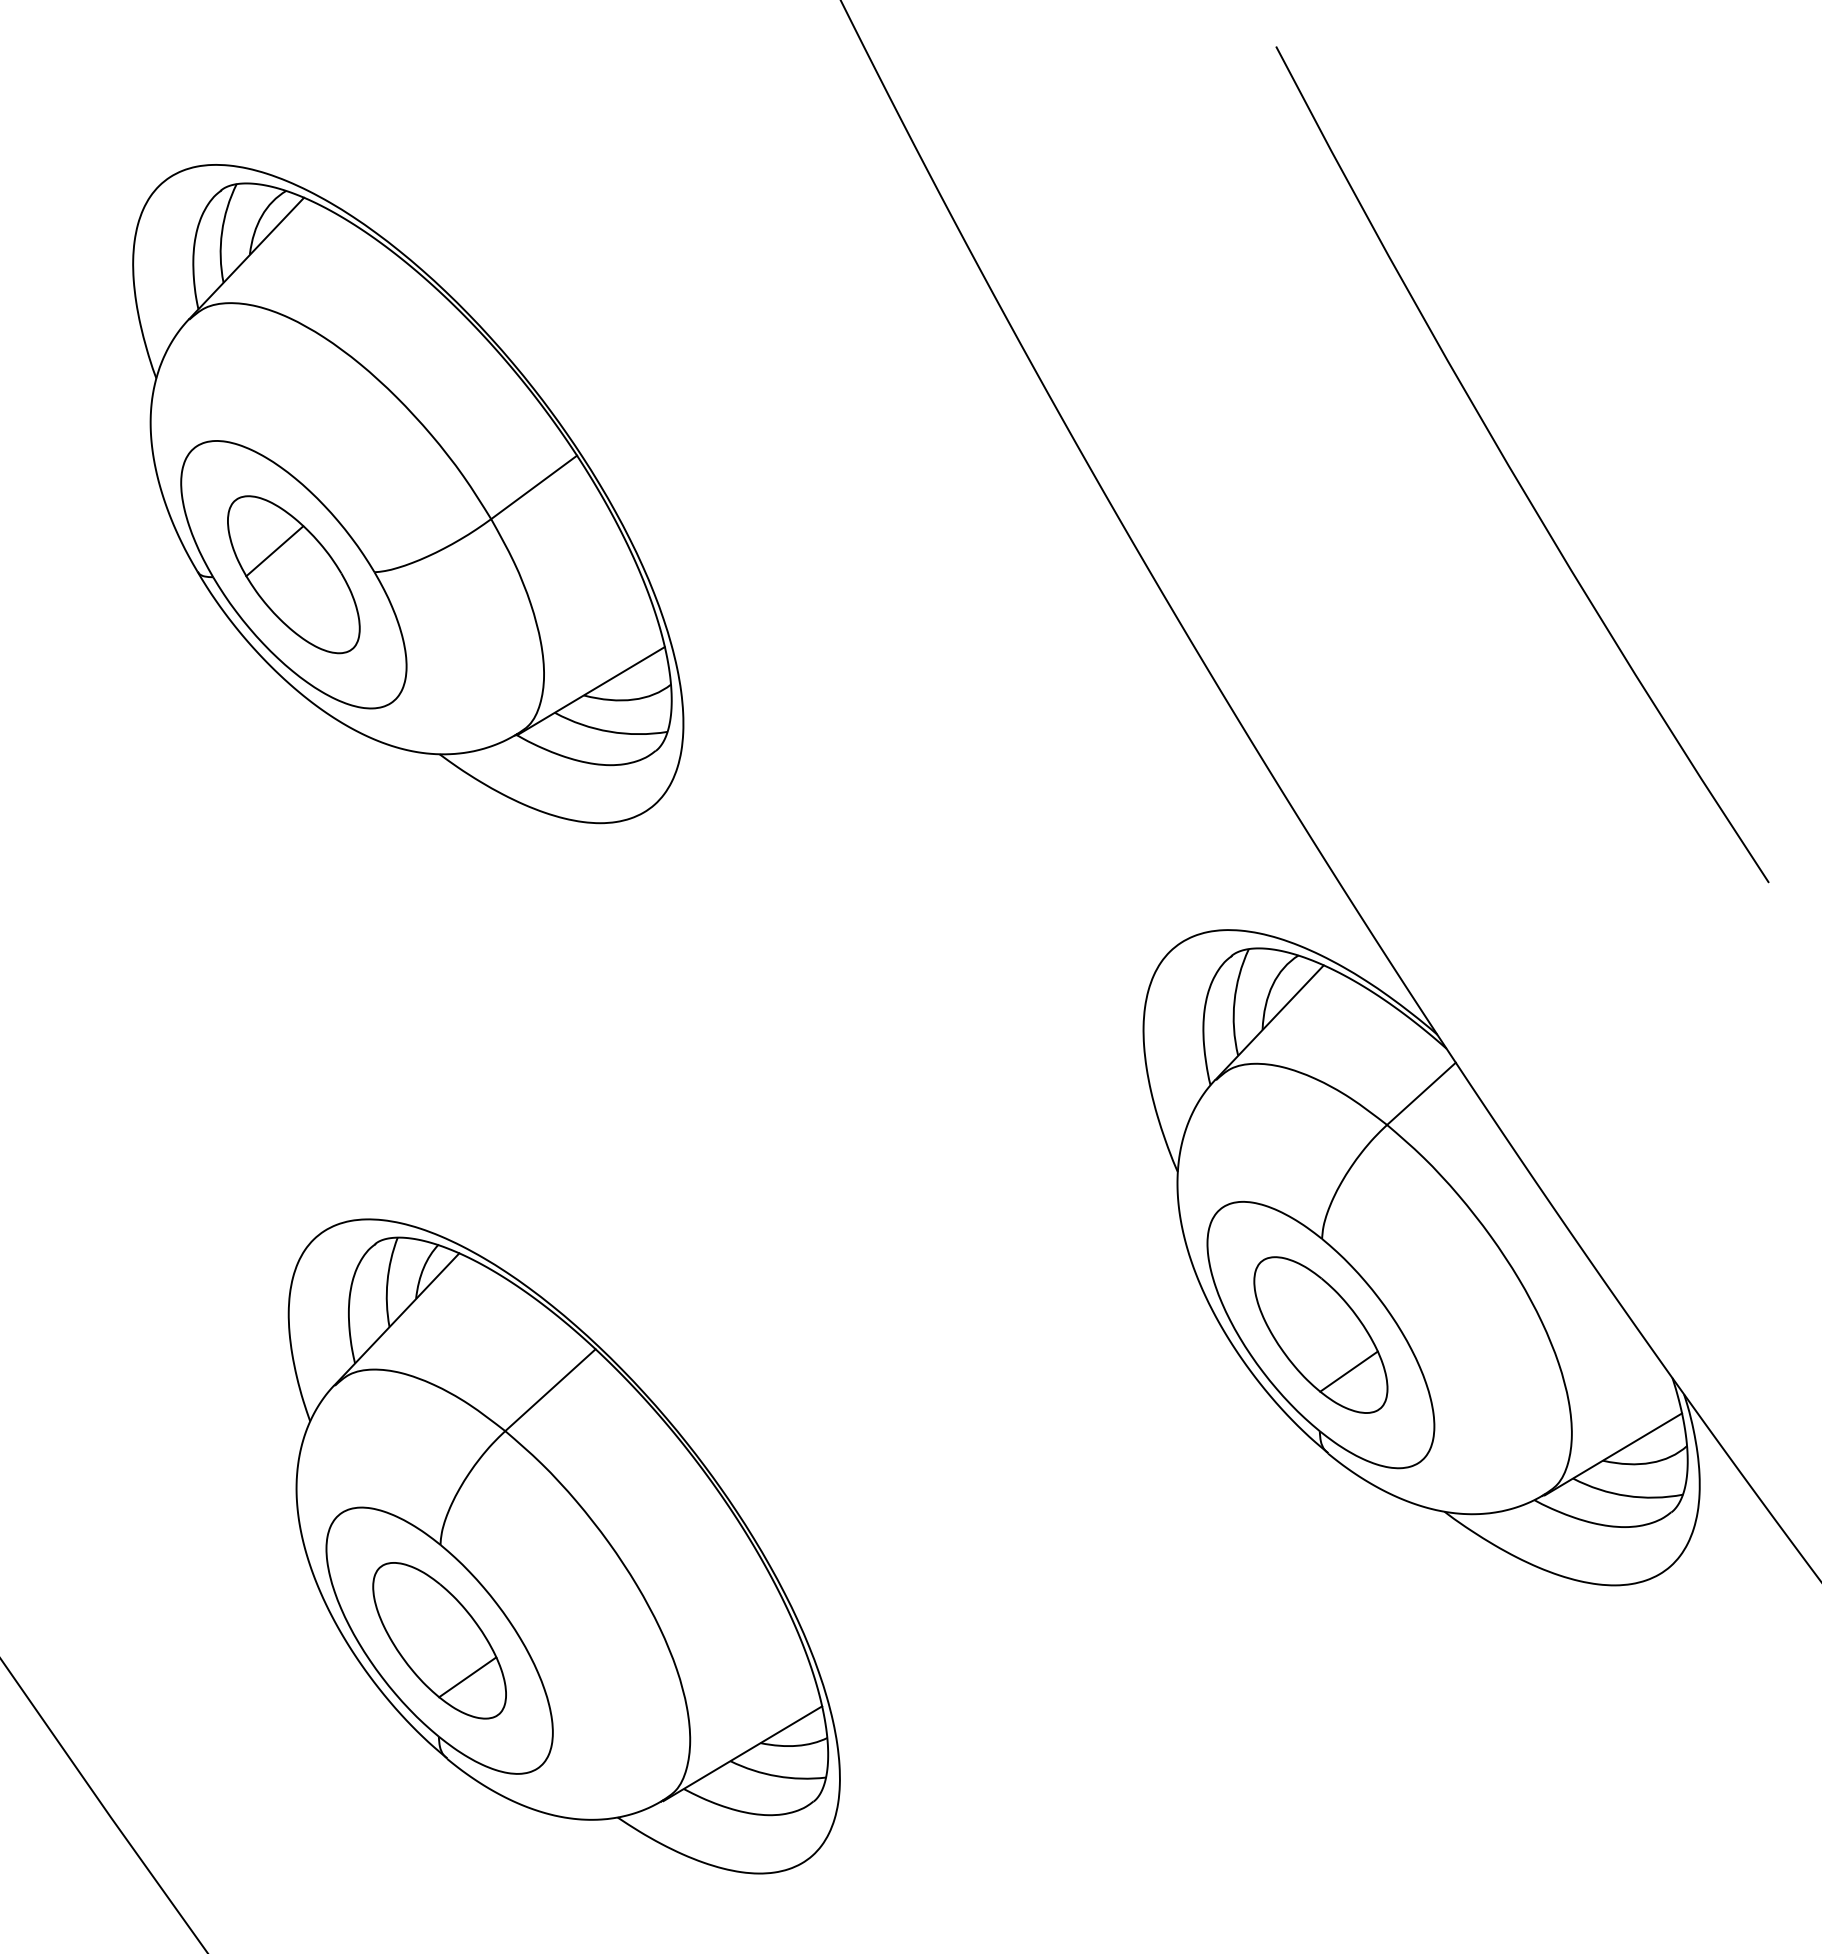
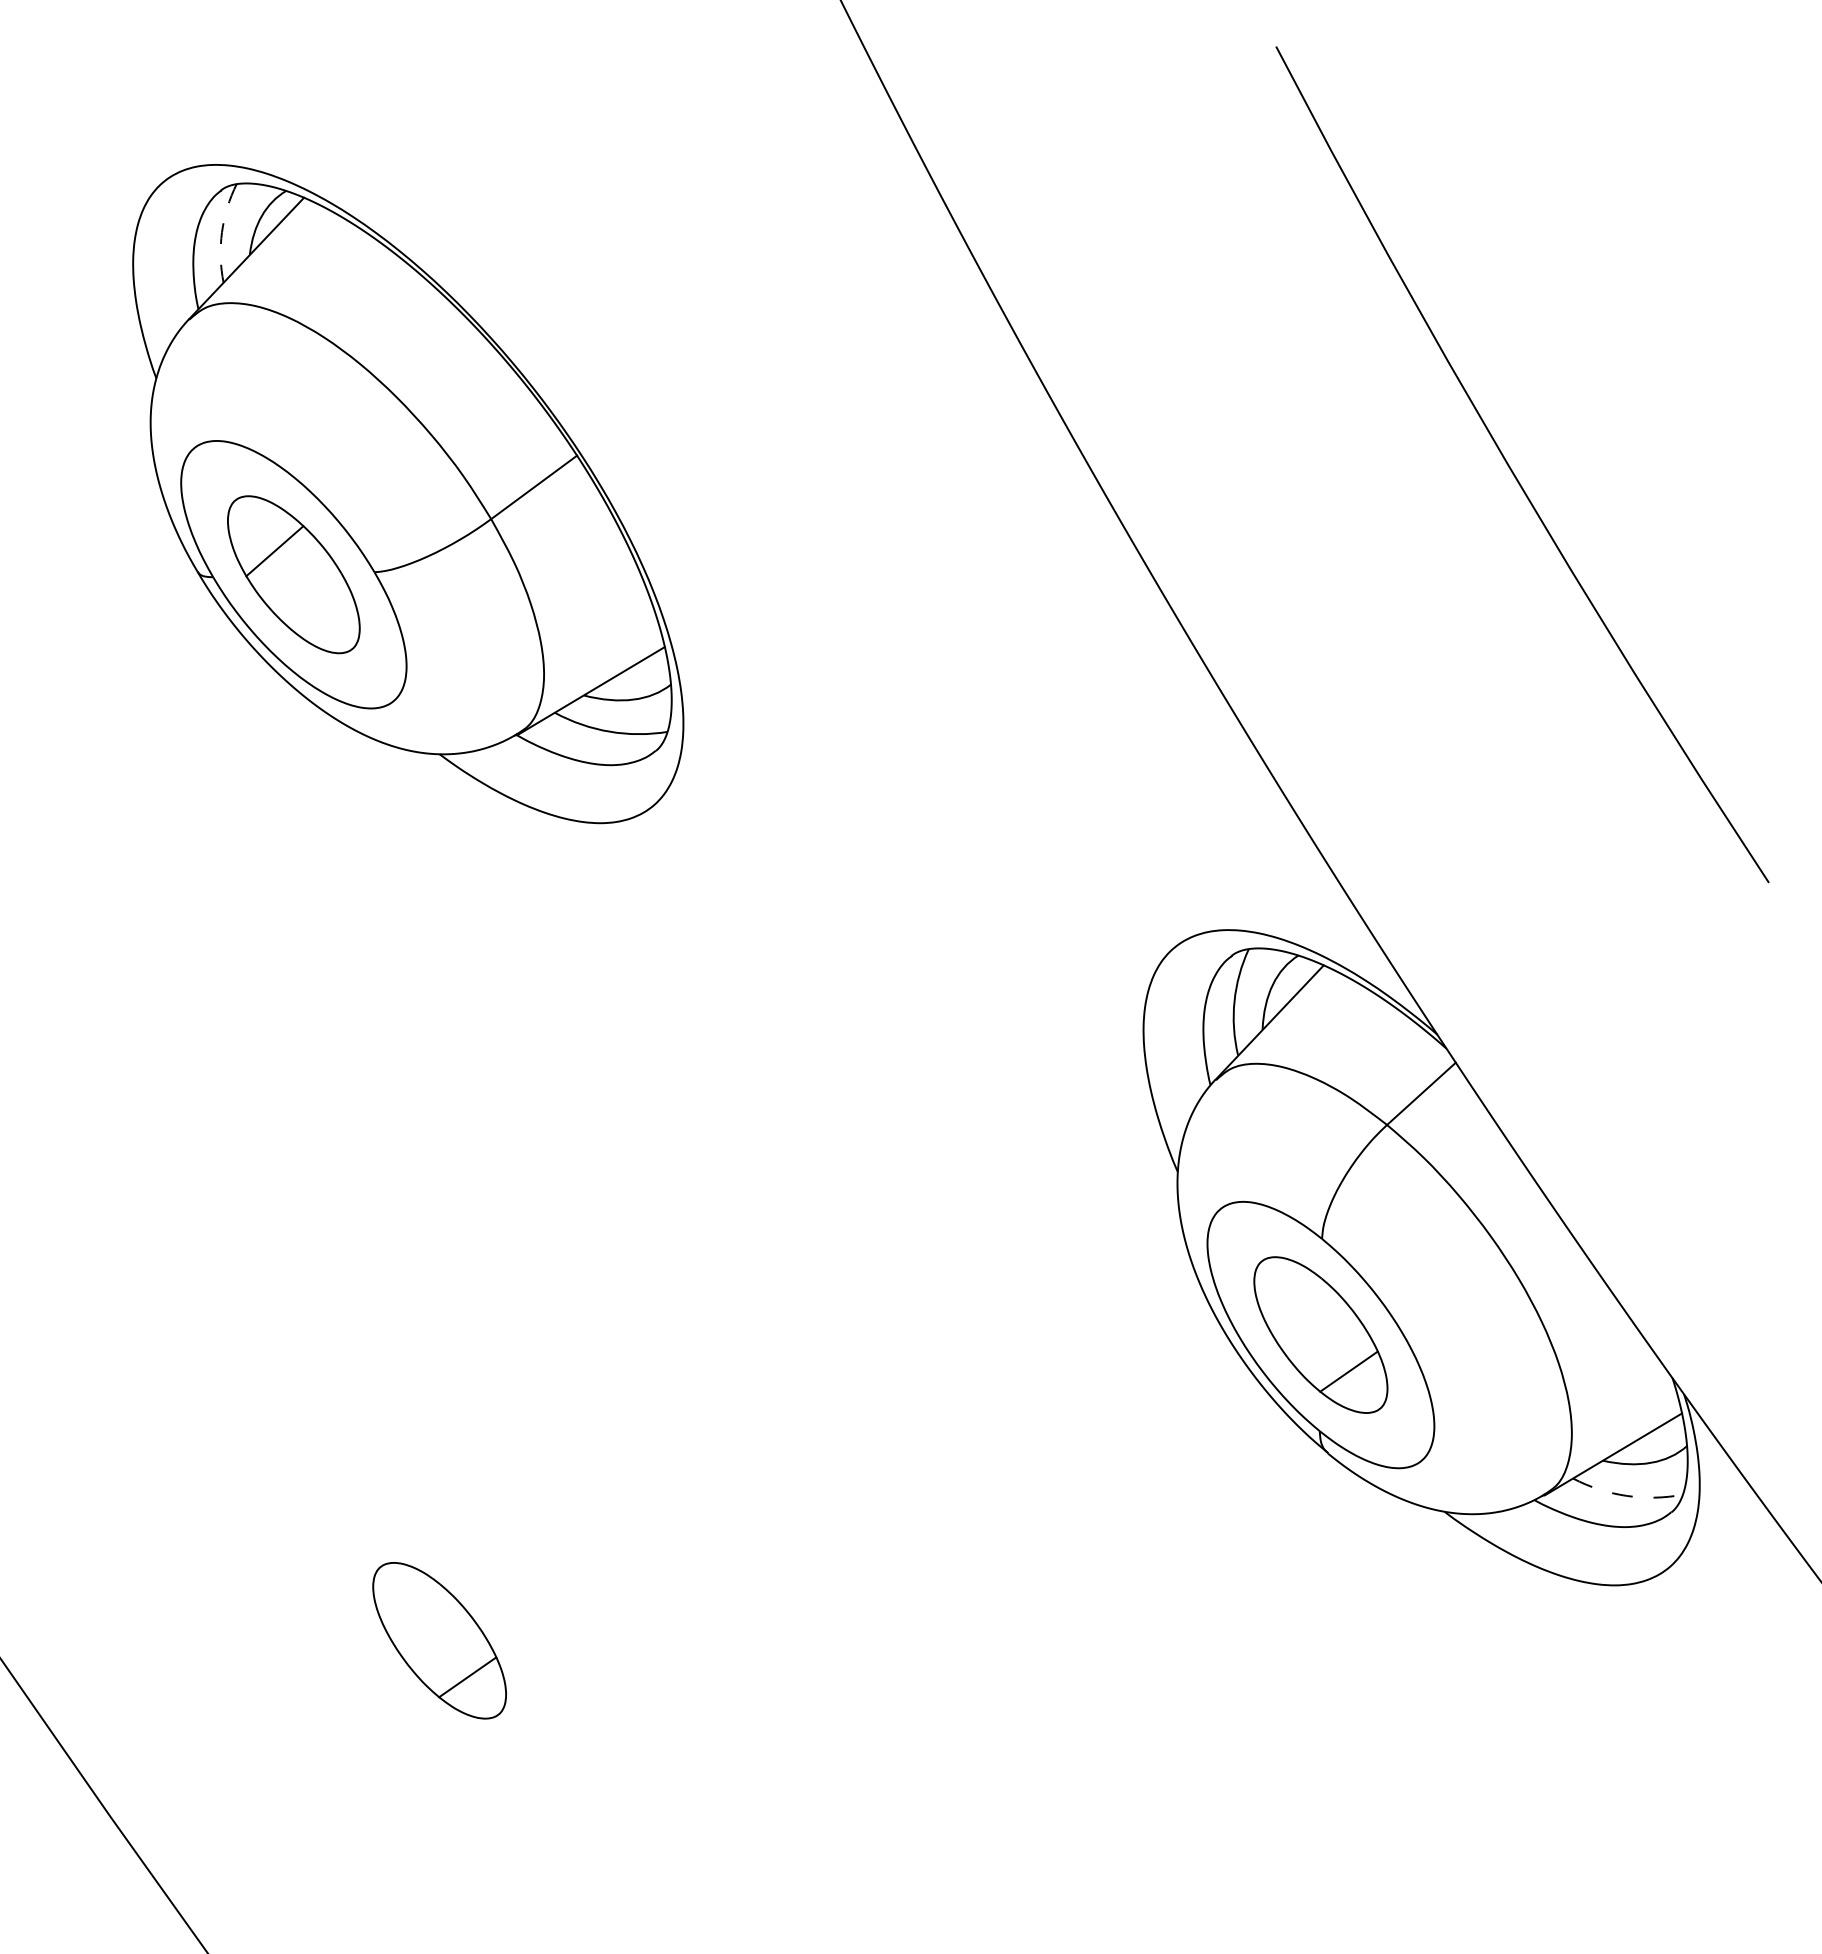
arc: solid -> dashed (222, 232)
arc: solid -> dashed (1626, 1495)
part: present -> none (563, 1546)
